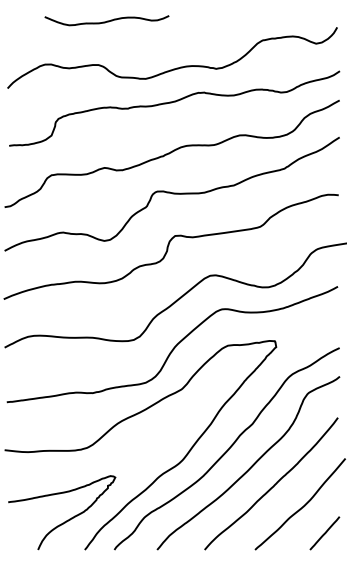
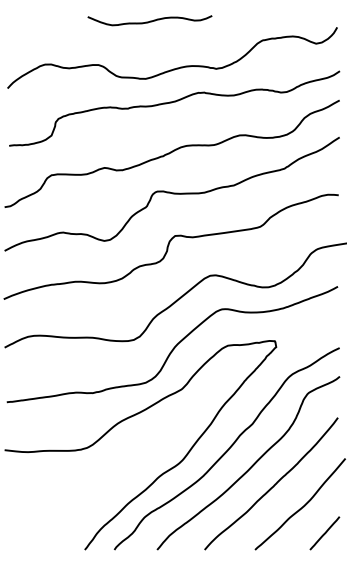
curve position: (107, 20) -> (150, 20) (150, 20)
curve: present -> none (67, 519)
